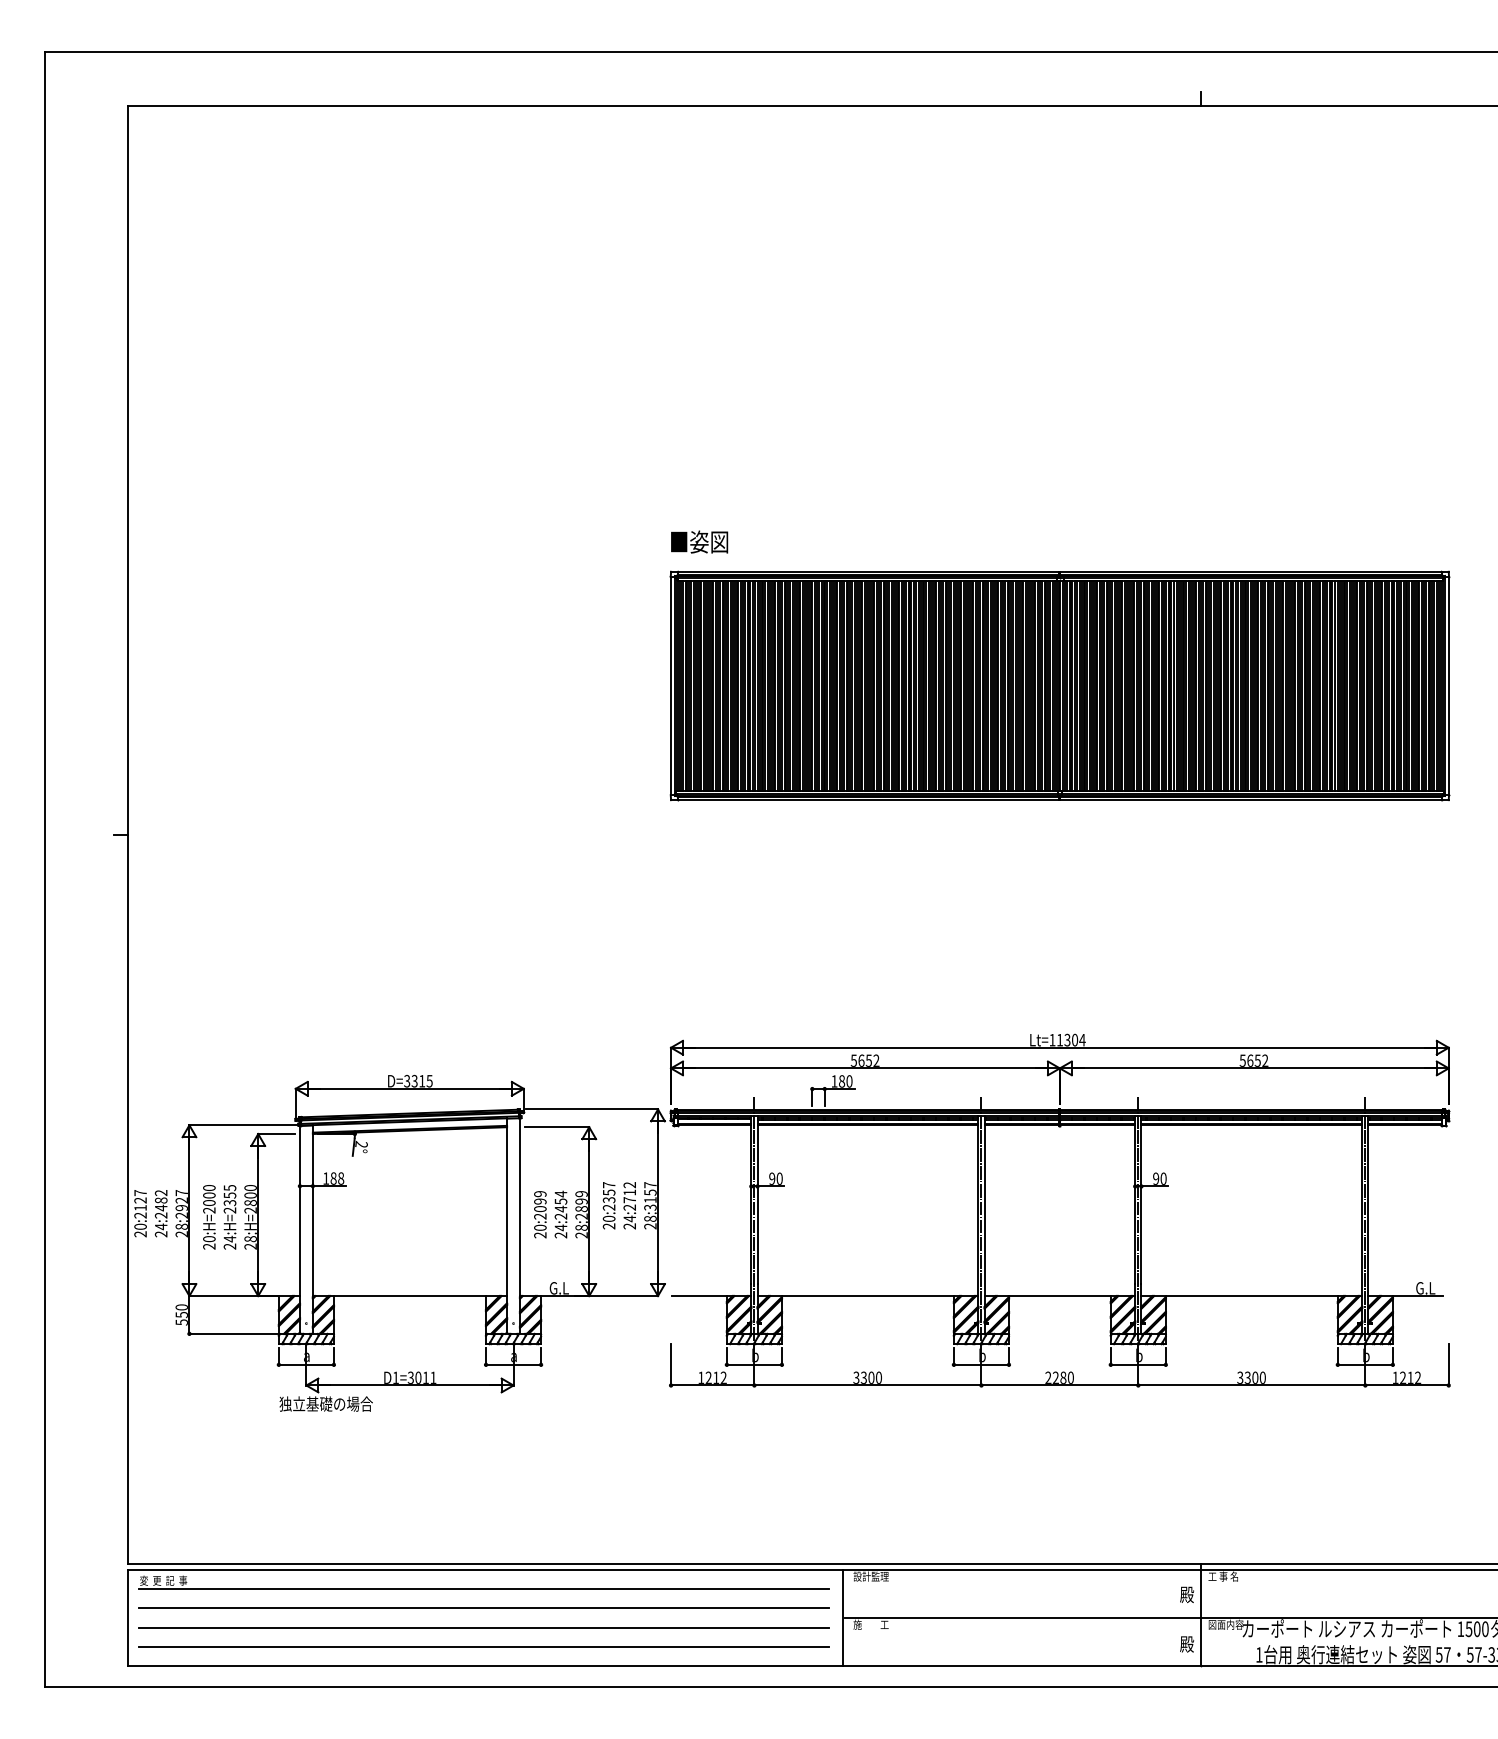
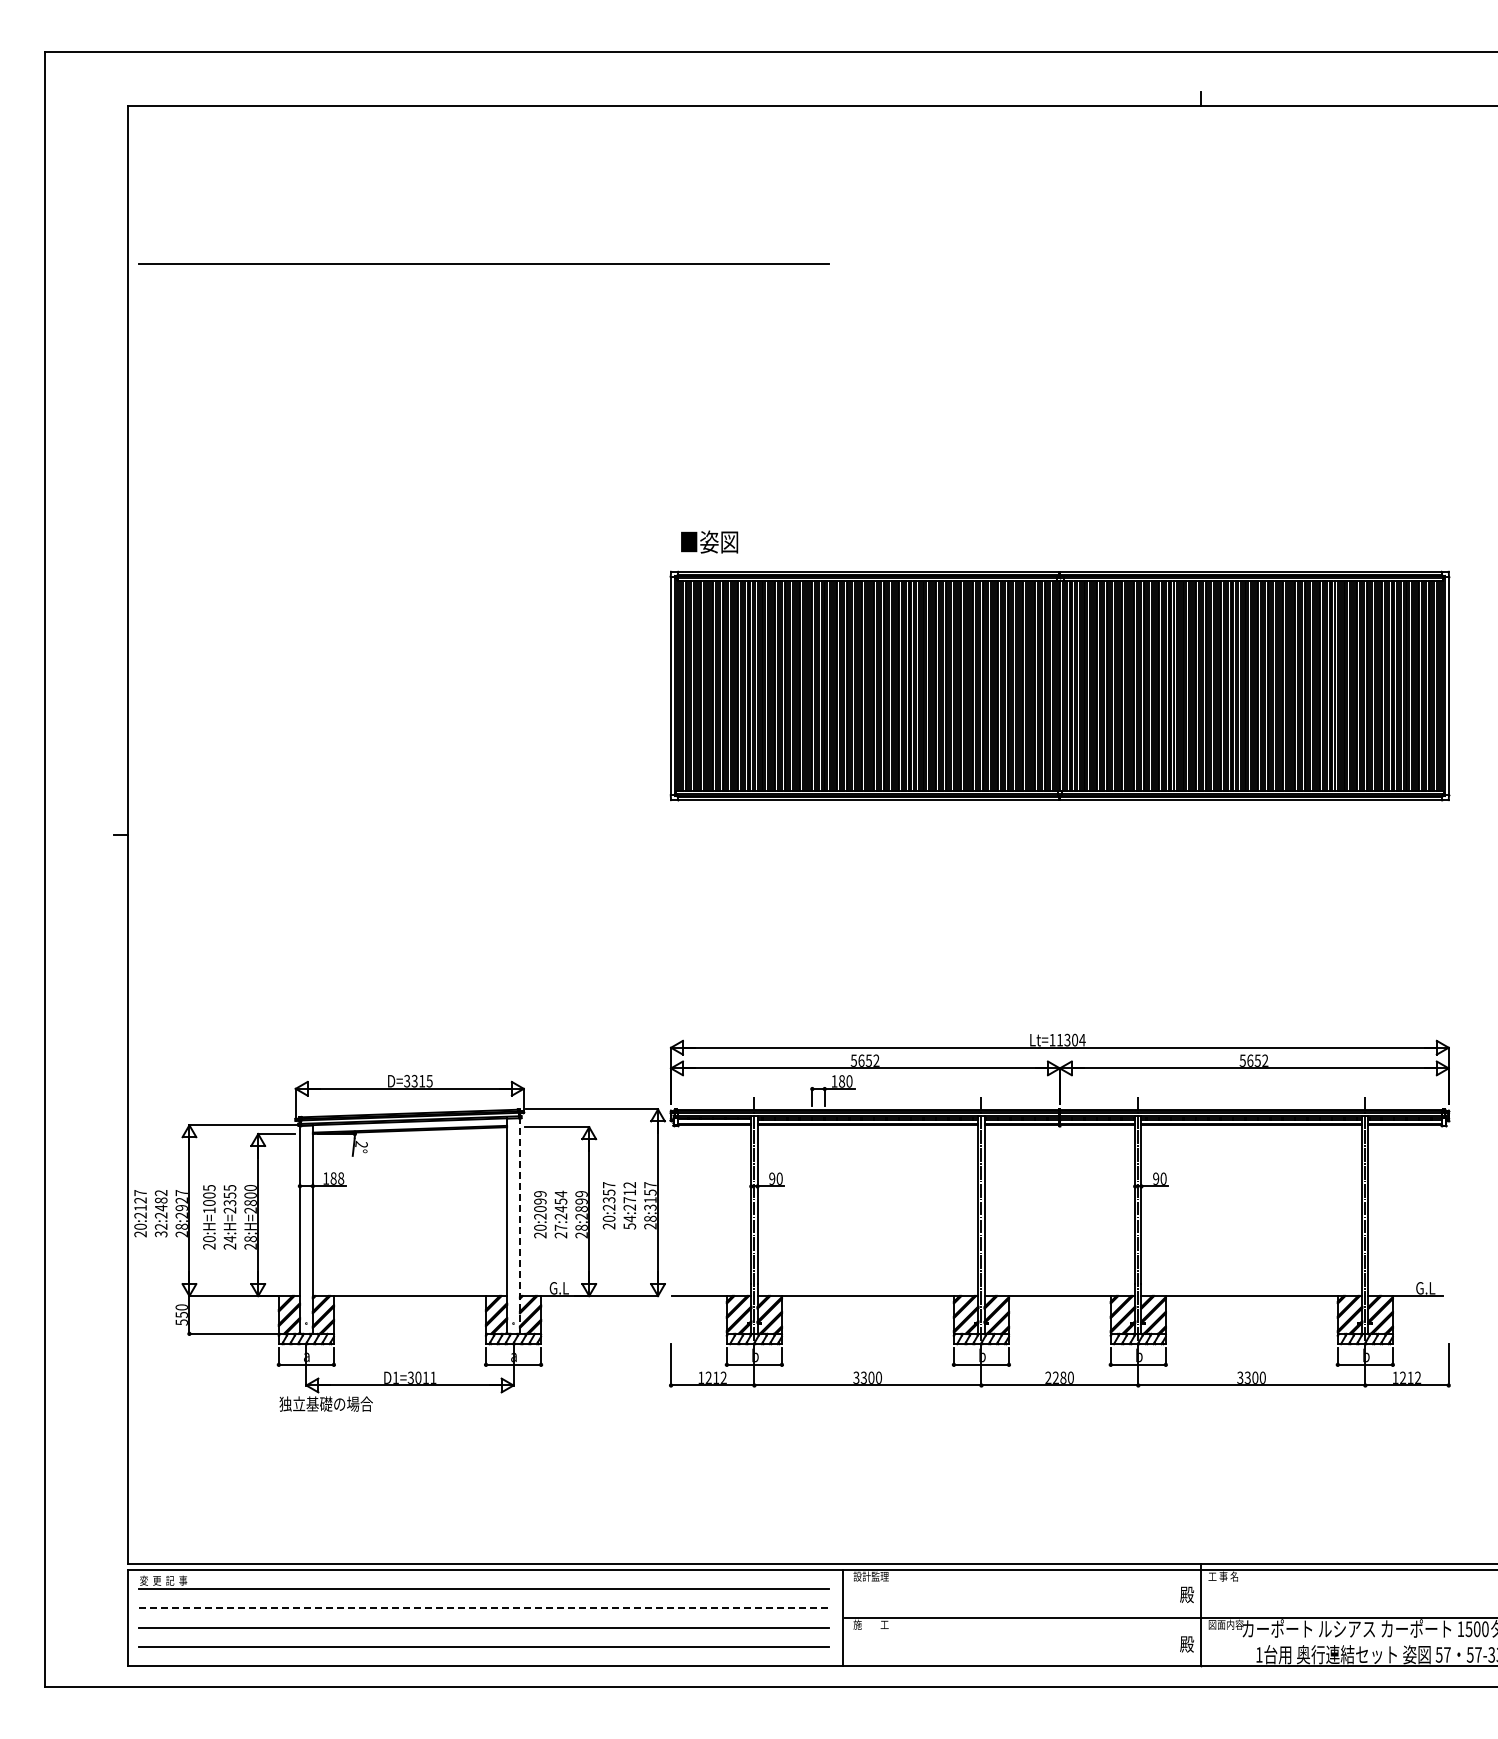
line: none -> present (483, 263)
text position: (699, 541) -> (709, 541) (709, 541)
text: 20:H=2000 -> 20:H=1005 (209, 1199)
line: solid -> dashed (520, 1225)
text: 24:2712 -> 54:2712 (629, 1226)
text: 24:2454 -> 27:2454 (560, 1227)
text: 24:2482 -> 32:2482 (160, 1230)
line: solid -> dashed (484, 1608)
